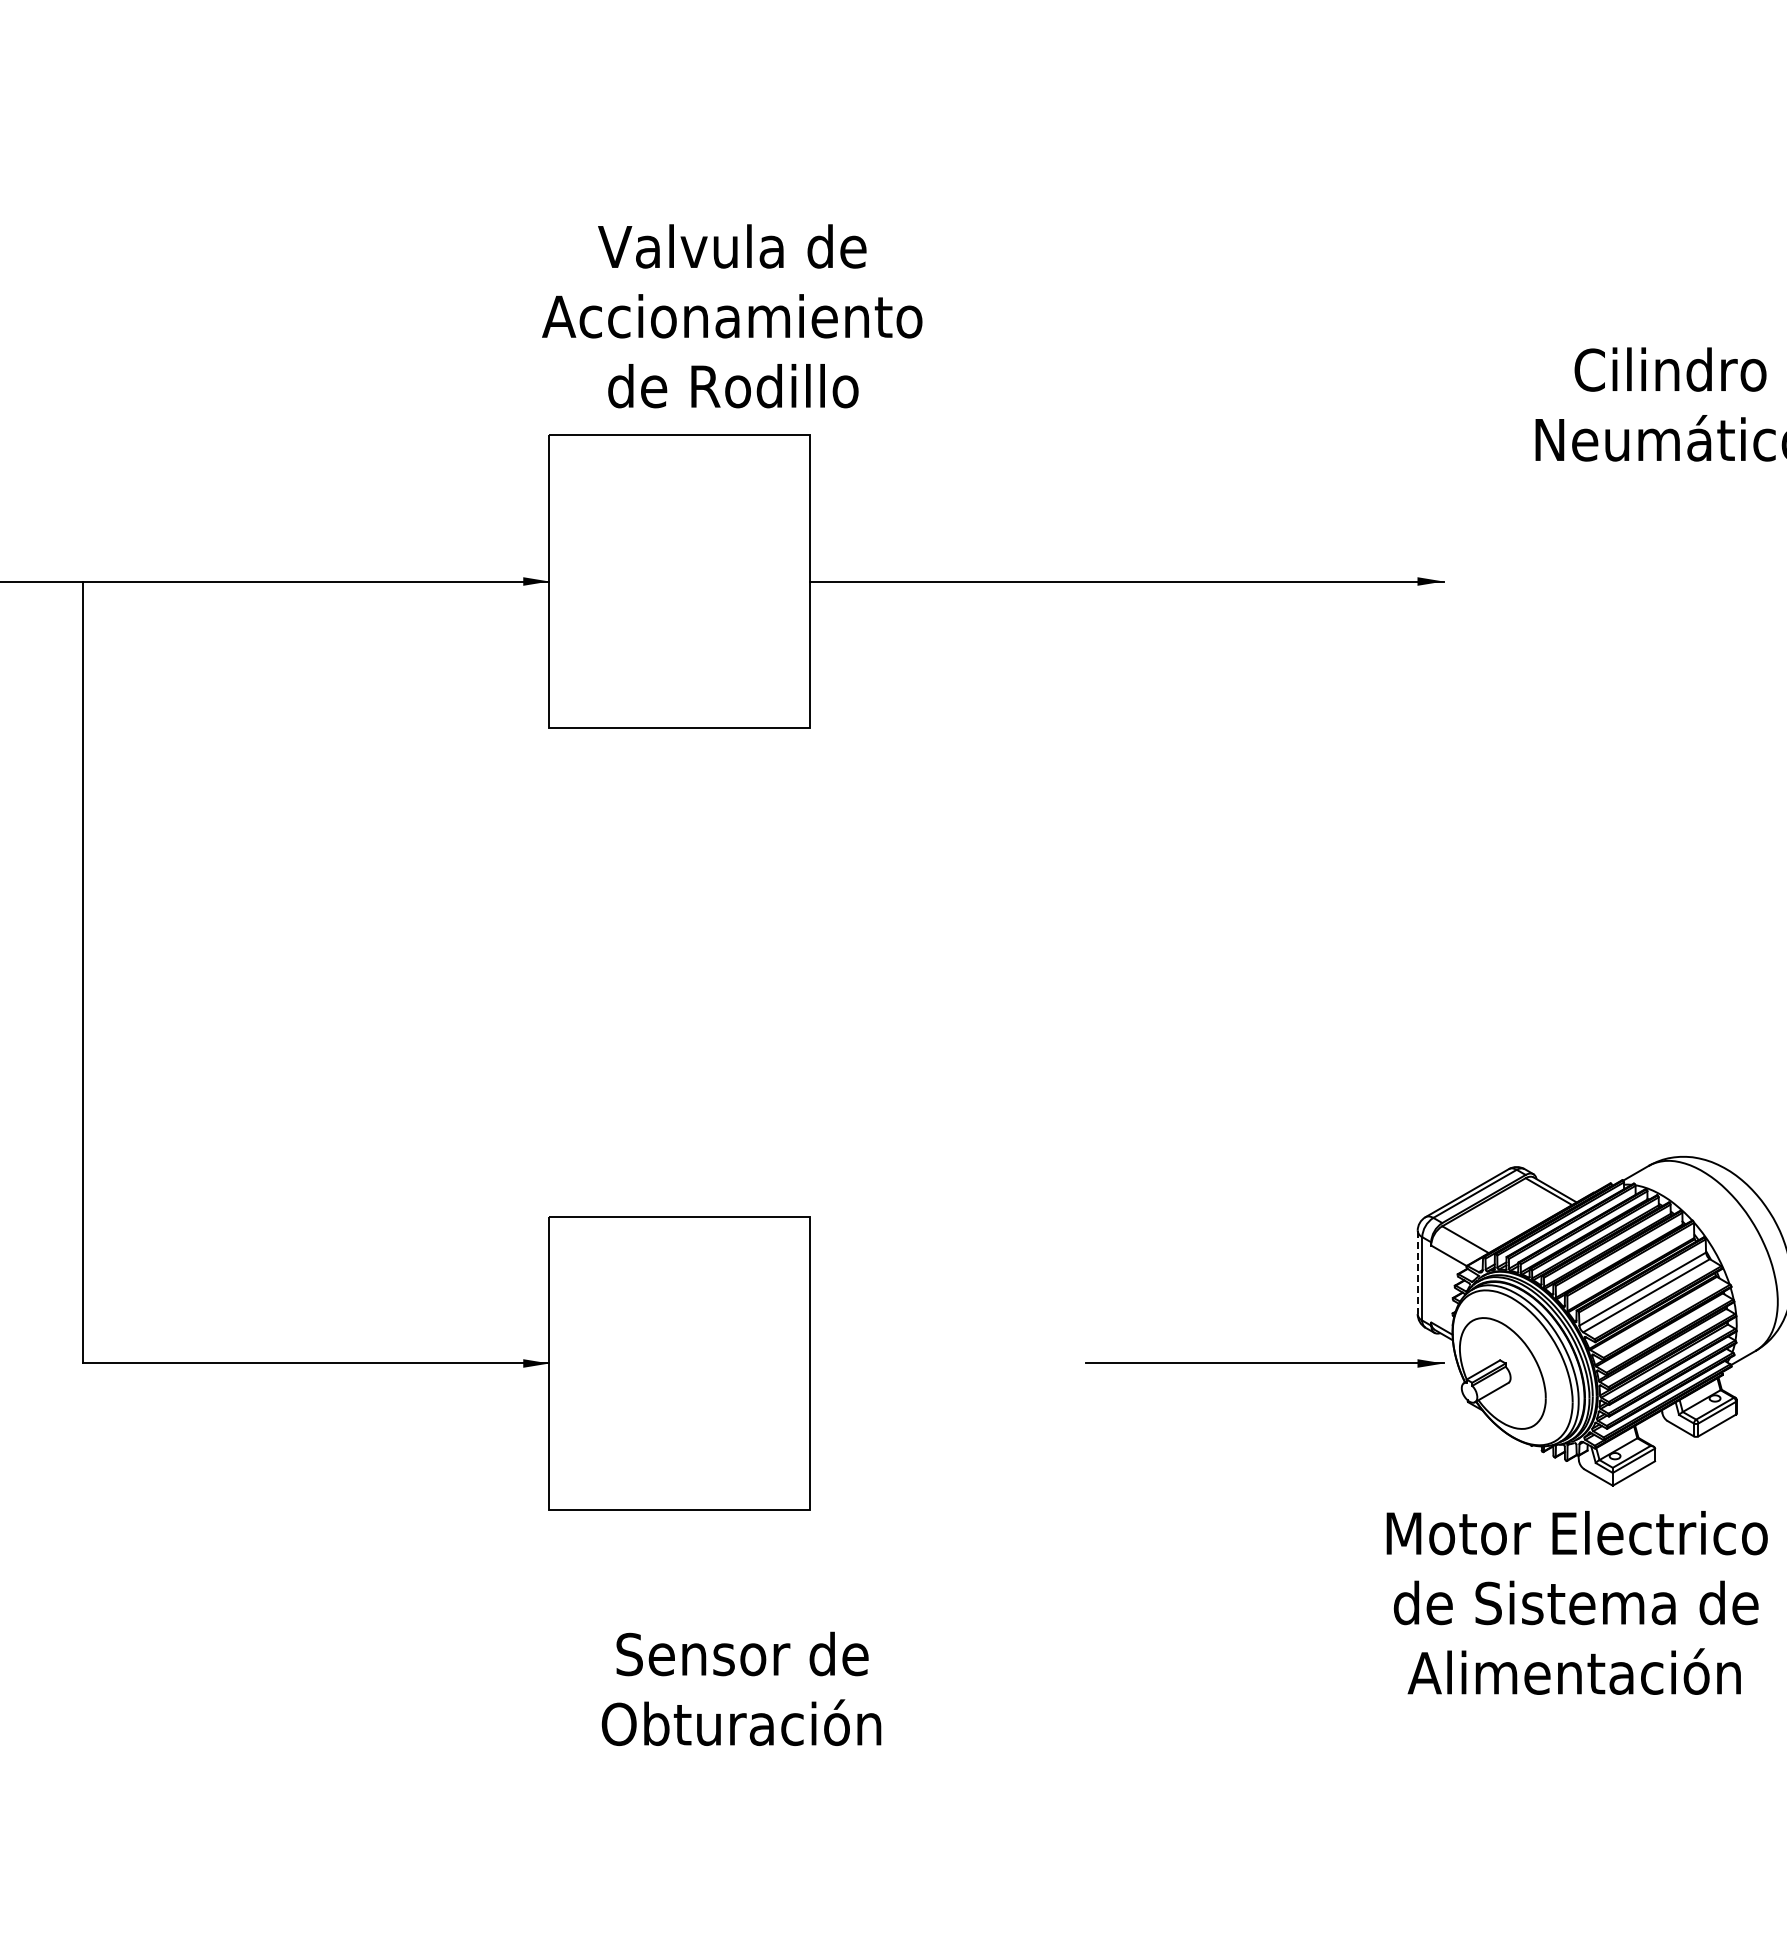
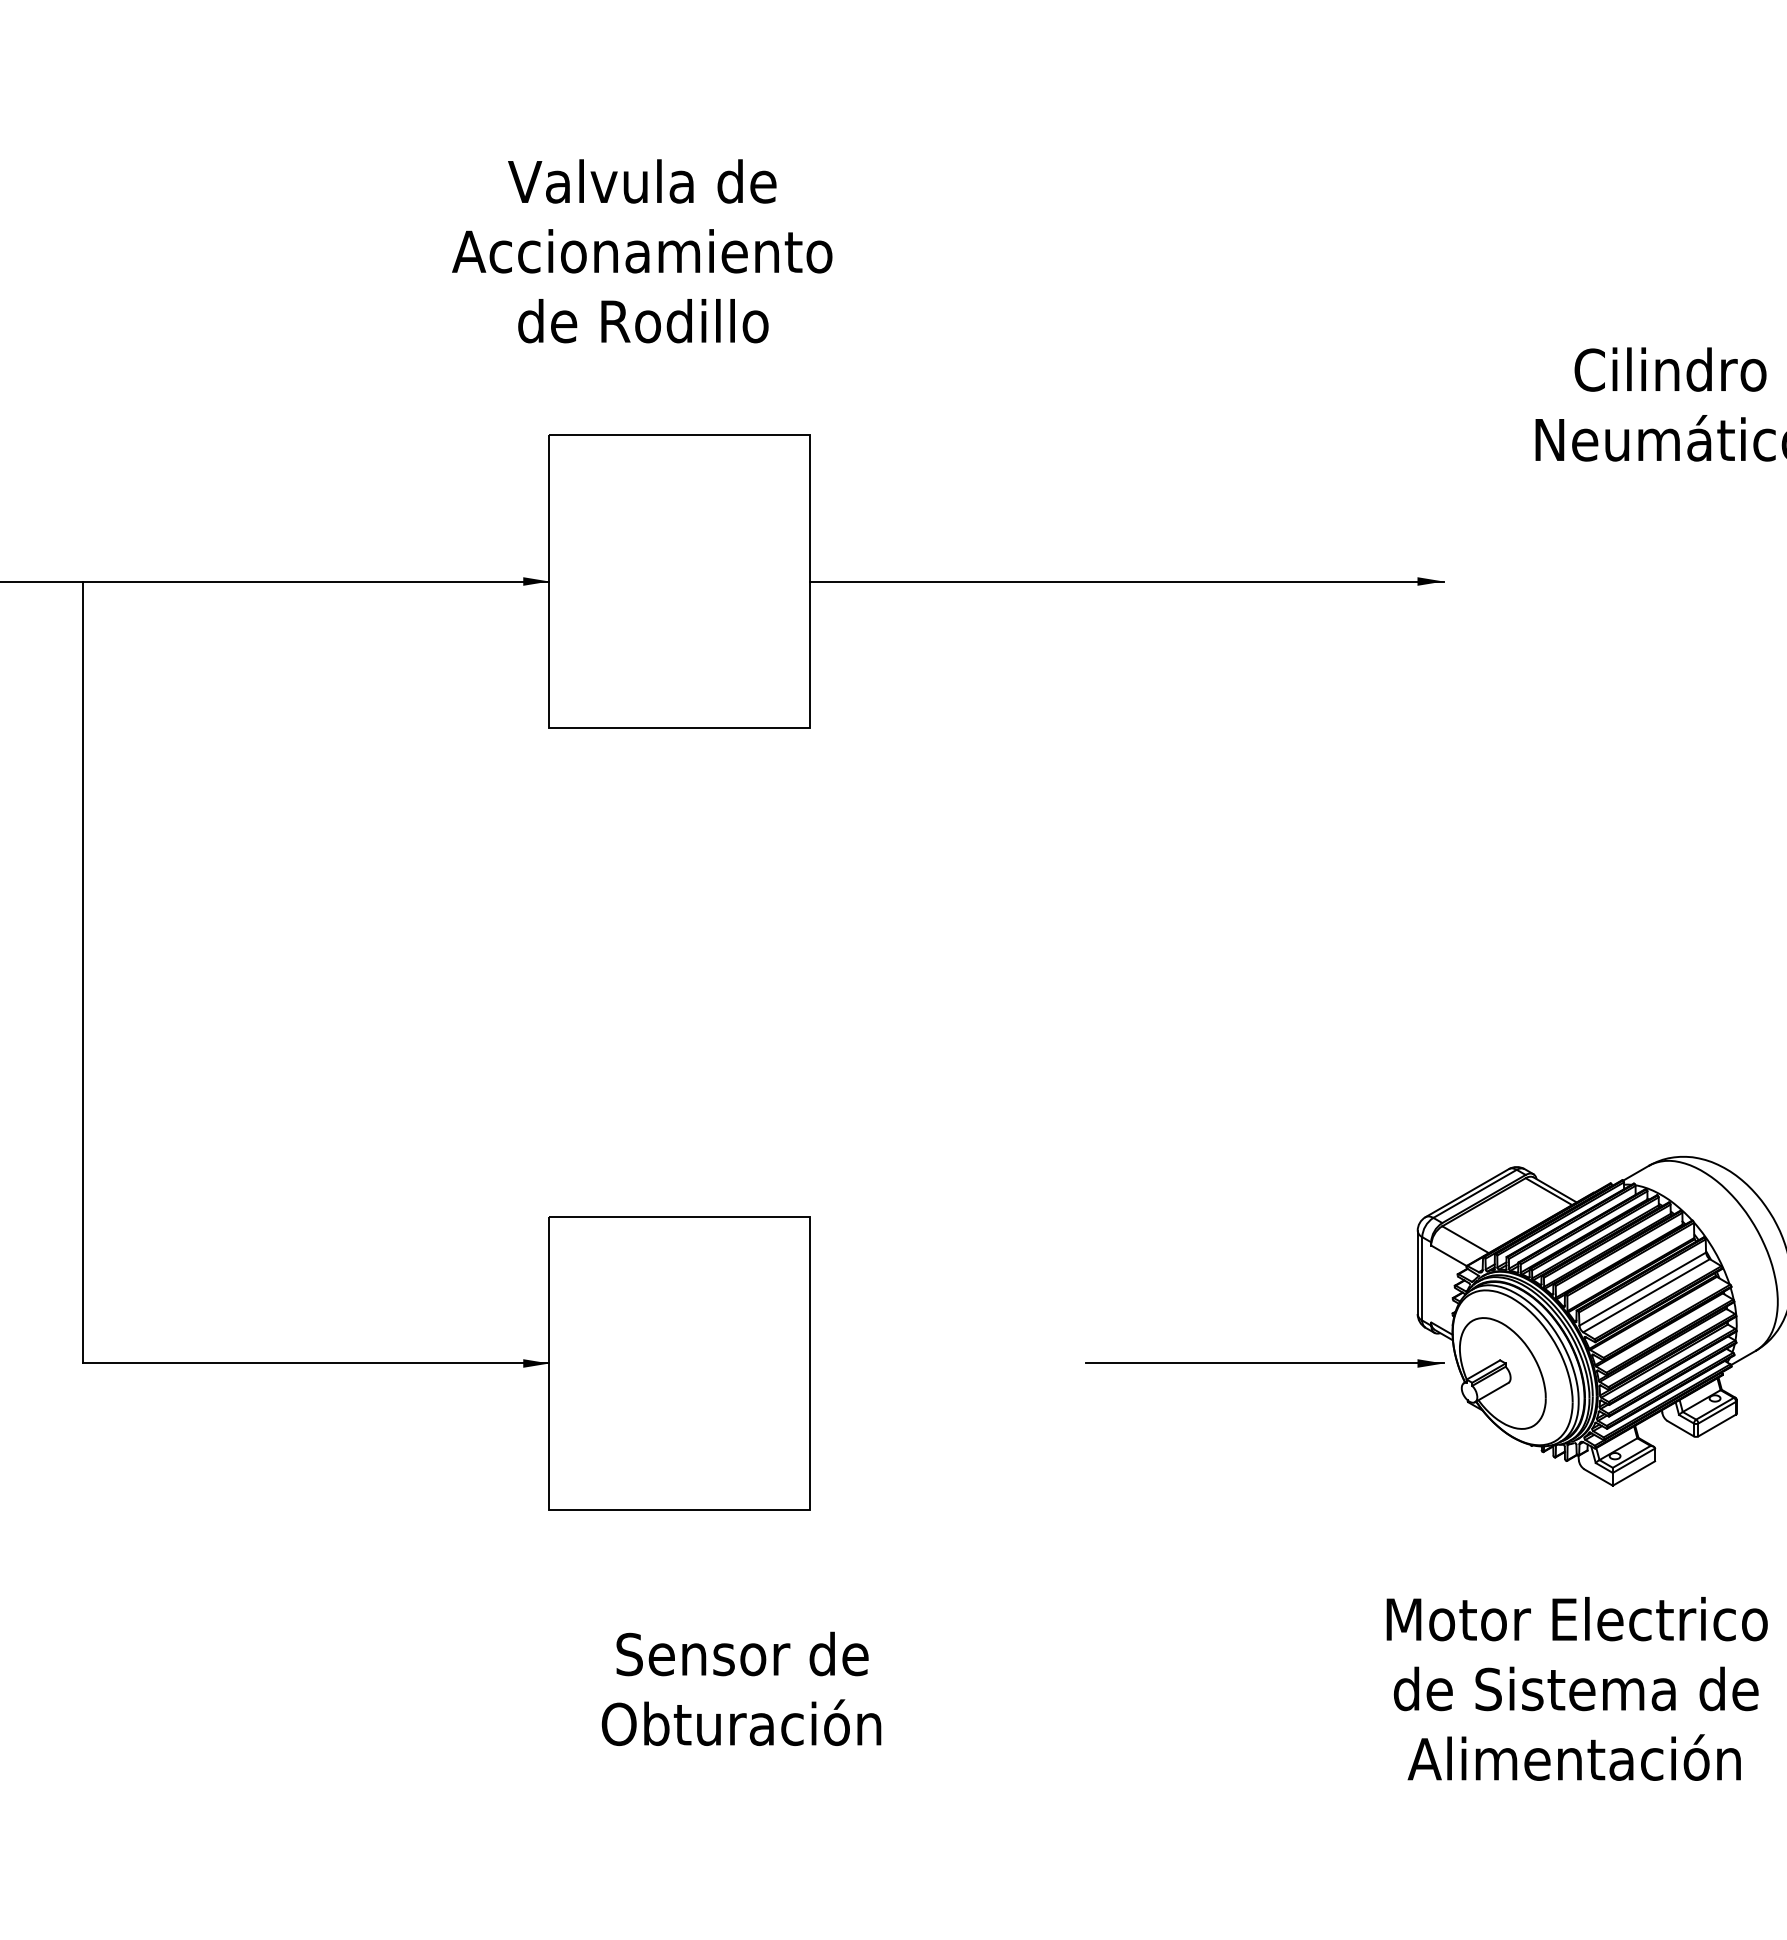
text position: (732, 316) -> (642, 251) (642, 251)
line: dashed -> solid (1417, 1272)
text position: (1576, 1602) -> (1576, 1688) (1576, 1688)
